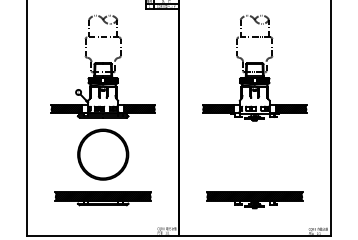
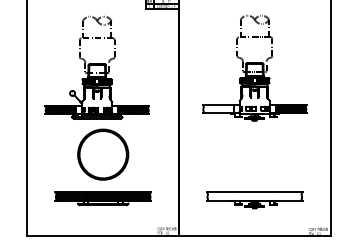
part position: (102, 66) -> (96, 67) (96, 67)
hatch: present -> none (217, 108)
hatch: present -> none (254, 196)
